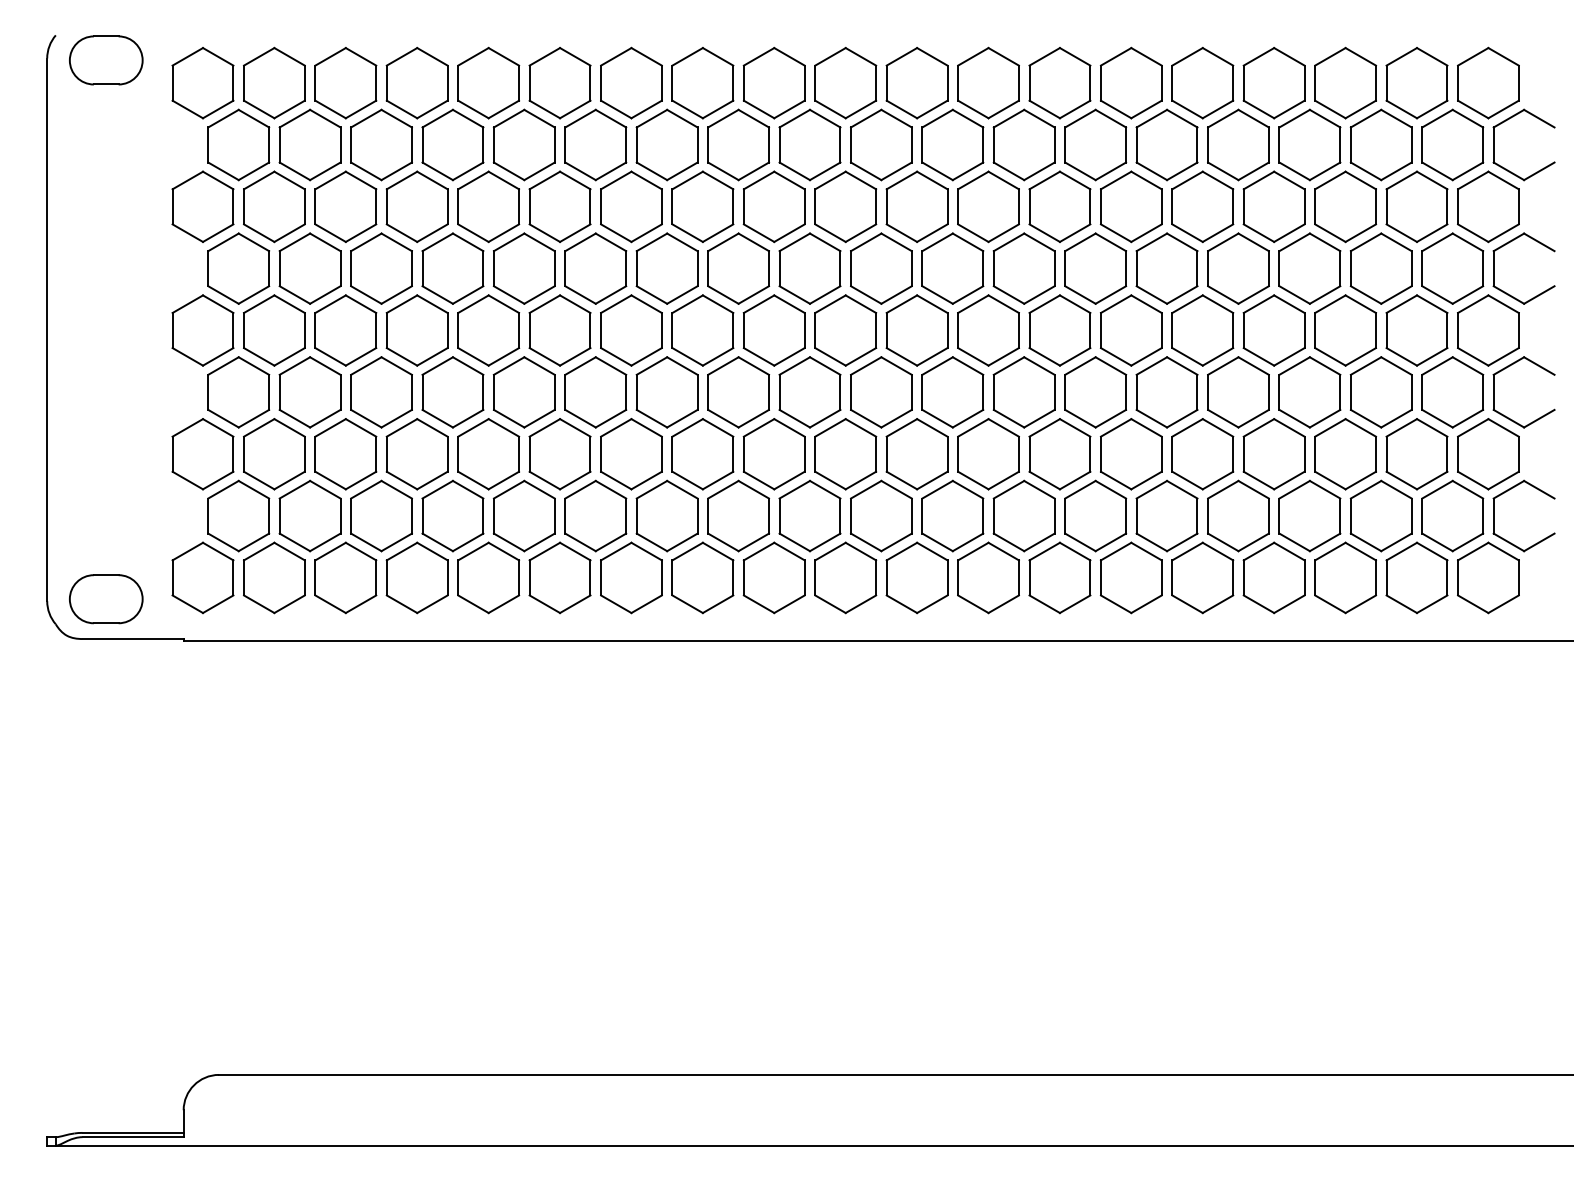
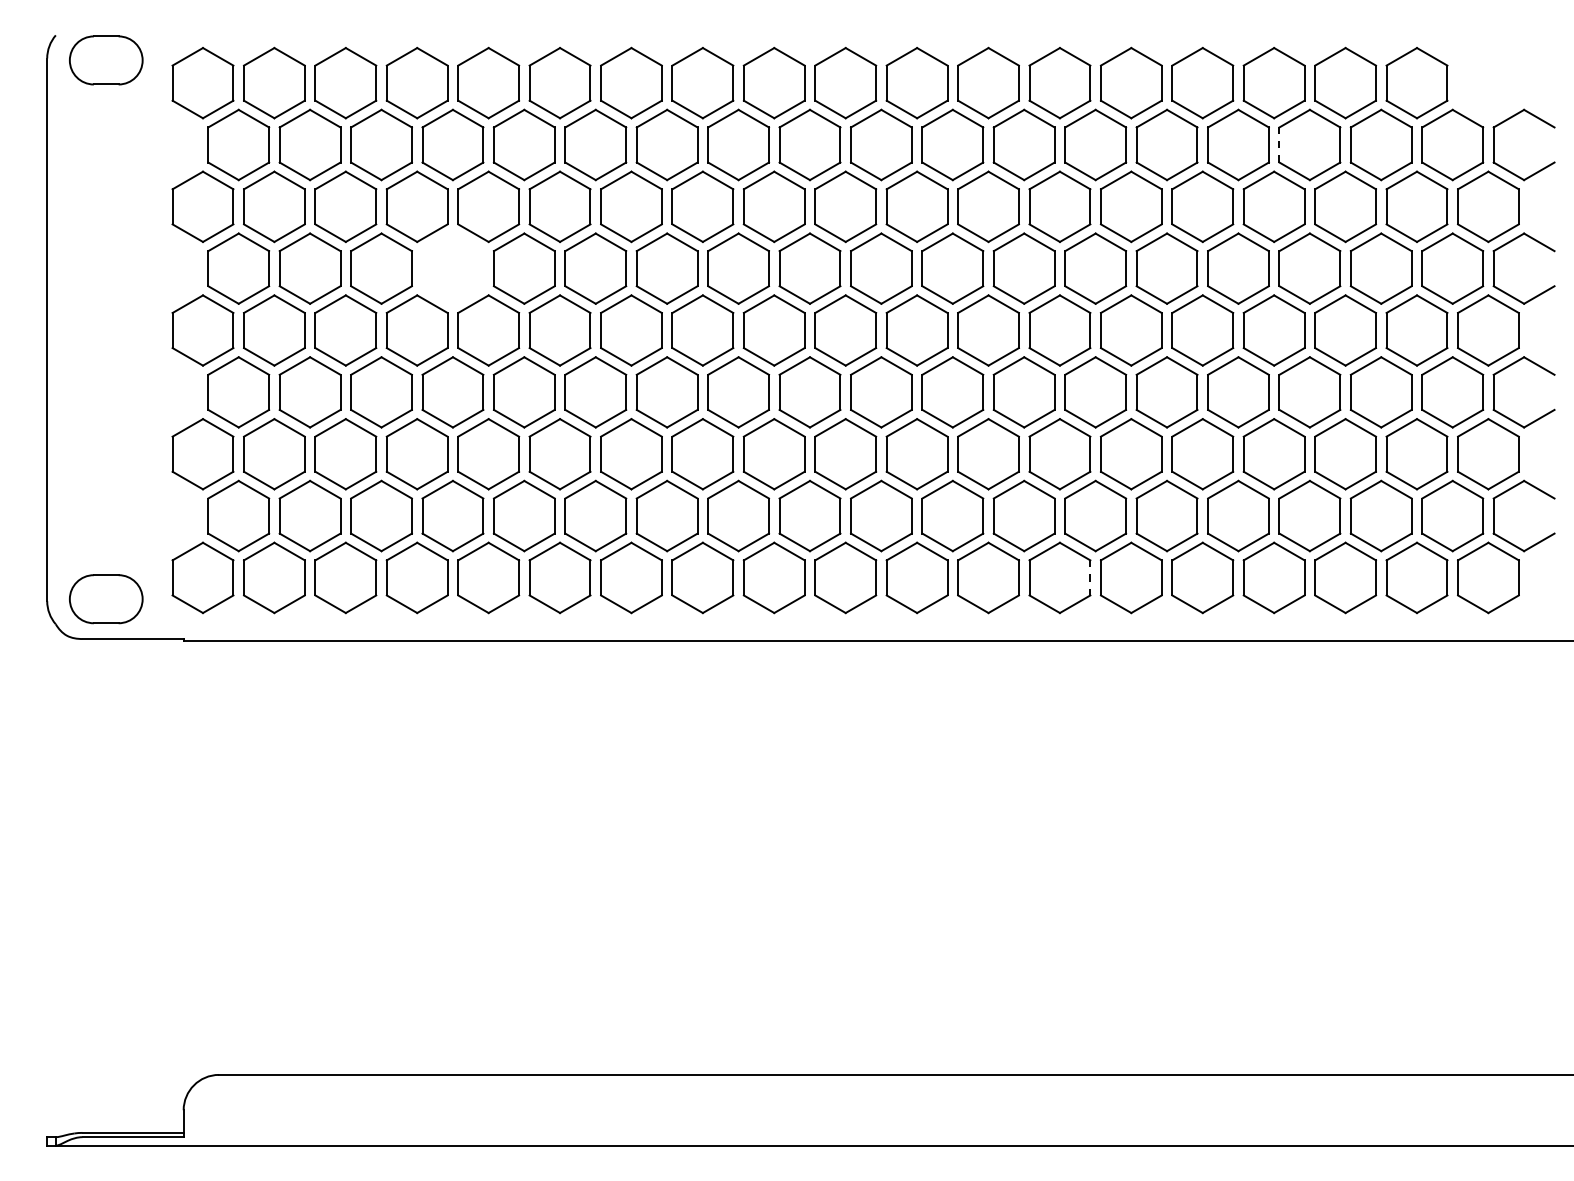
part: present -> none (1488, 82)
line: solid -> dashed (1279, 145)
part: present -> none (452, 268)
line: solid -> dashed (1090, 577)
